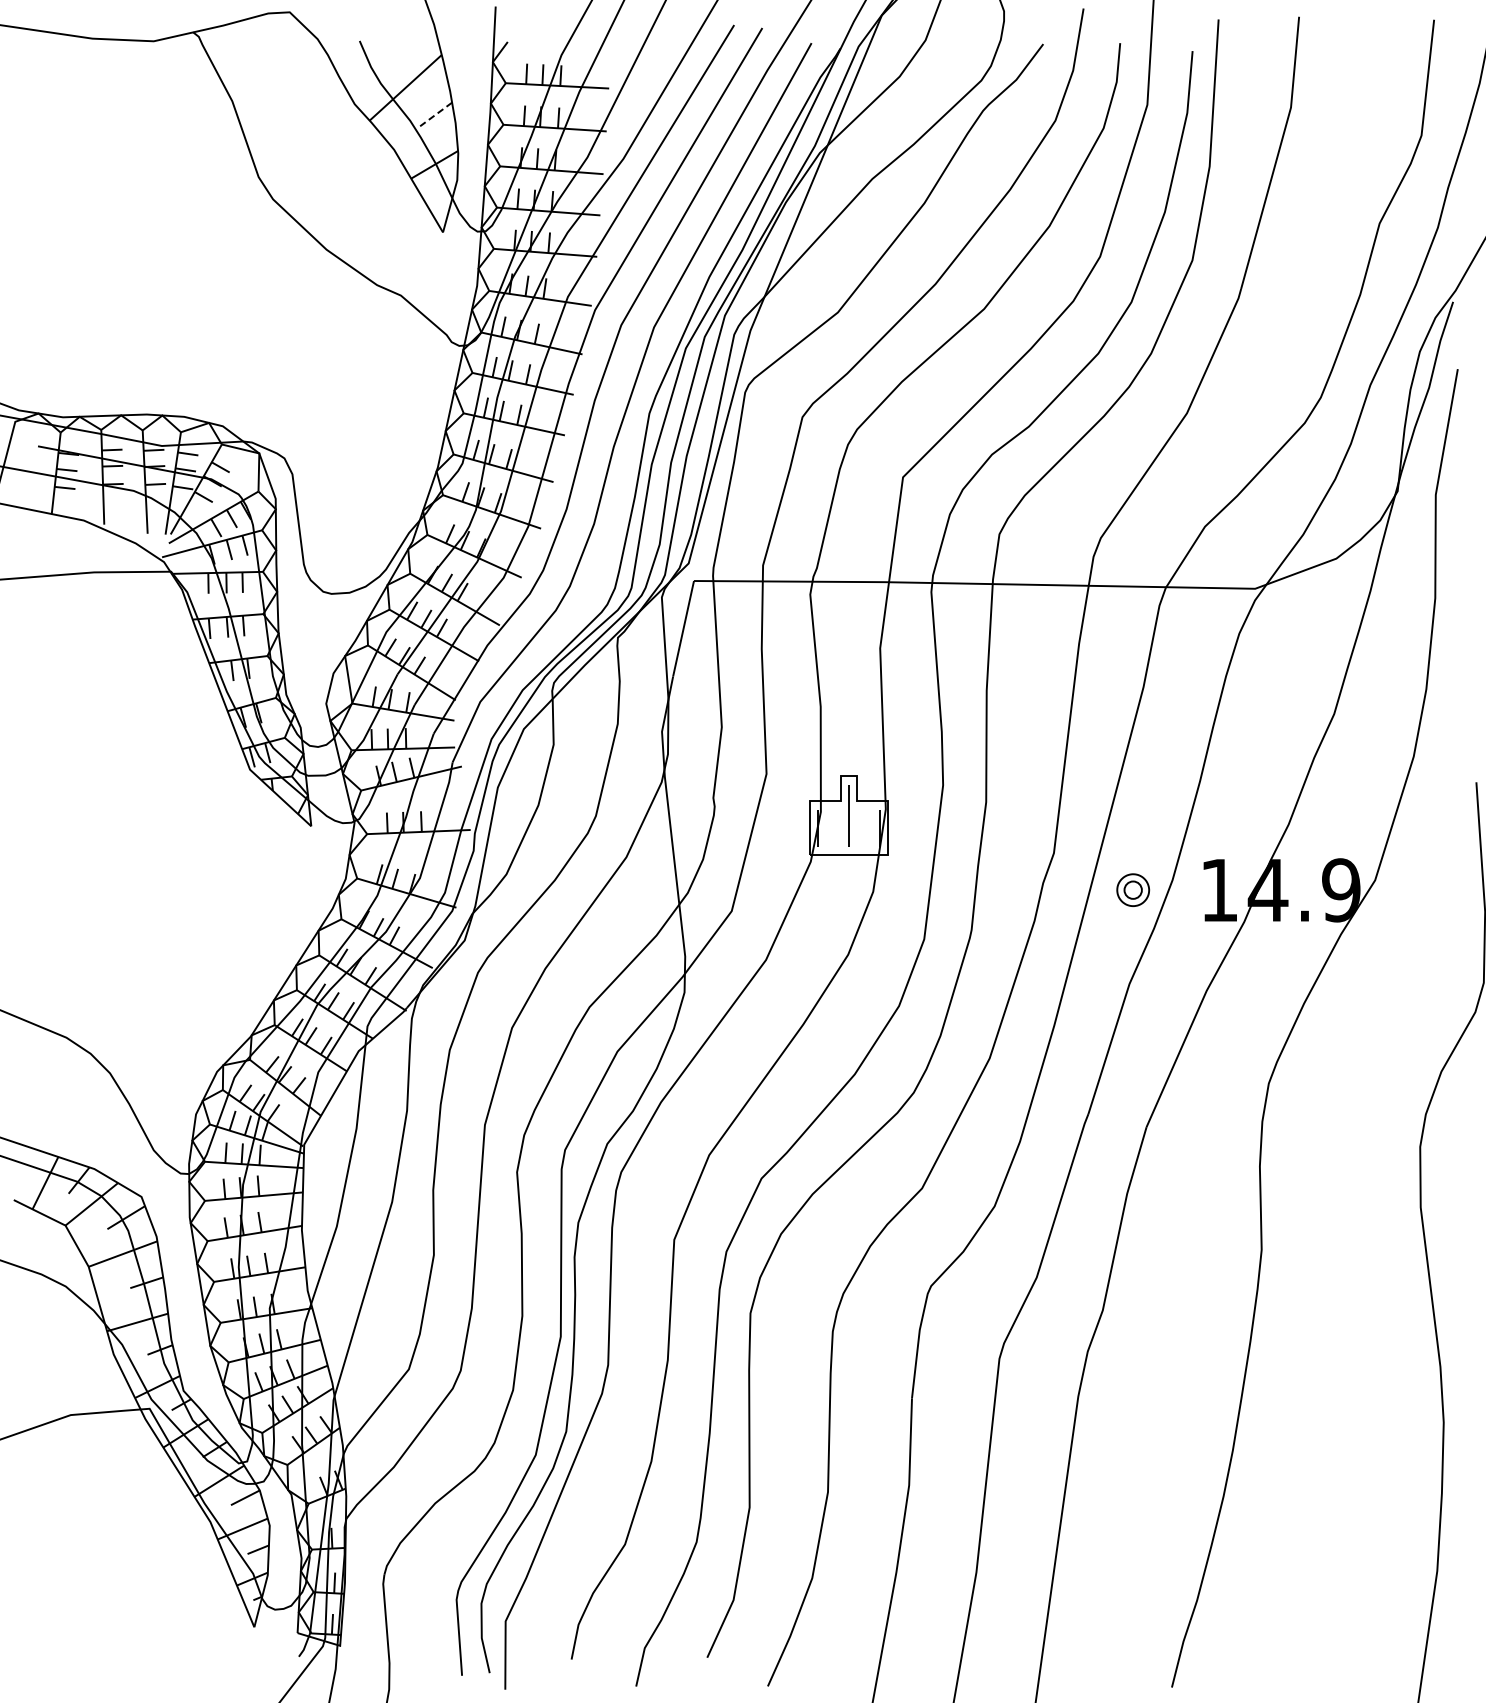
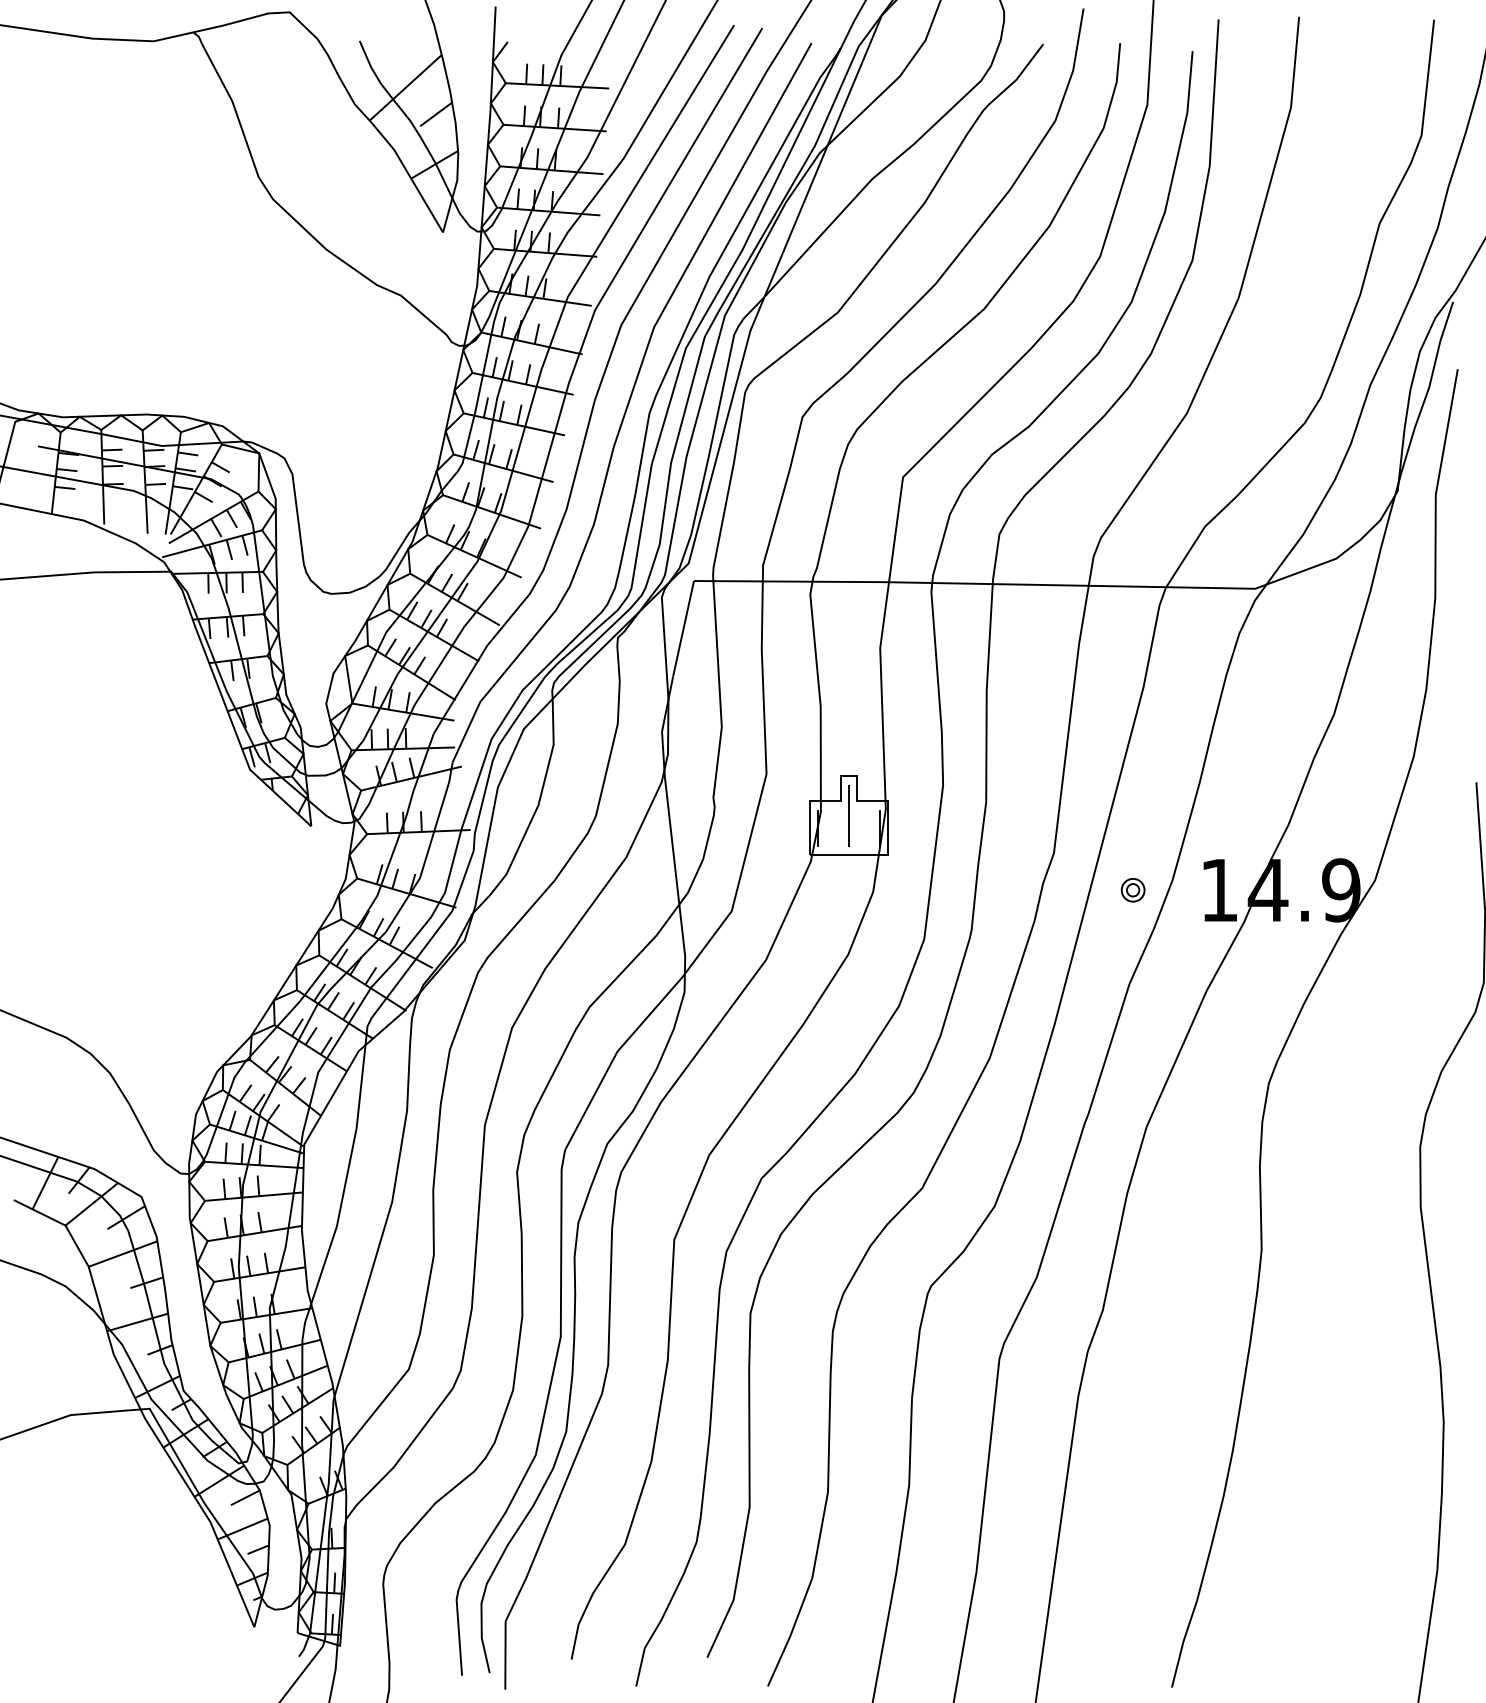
line: dashed -> solid (436, 114)
part size: 35x34 px -> 26x25 px (1132, 890)
